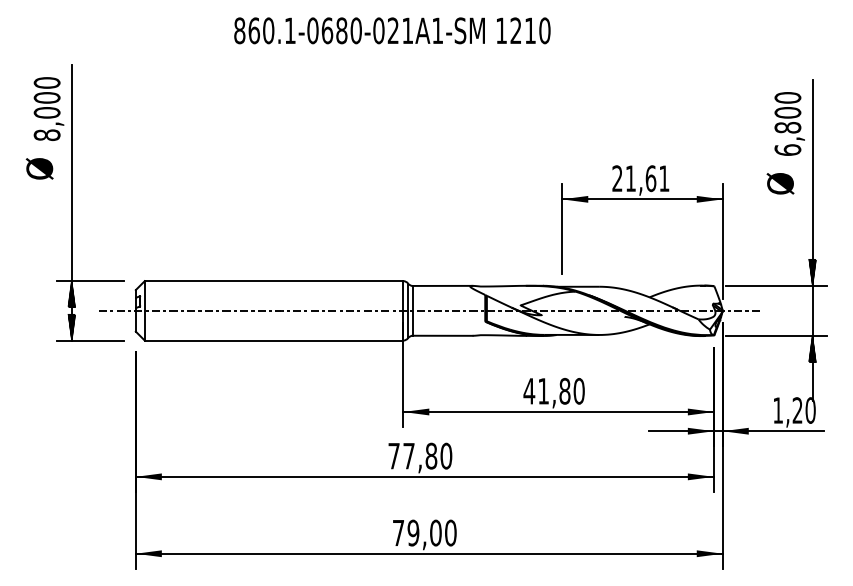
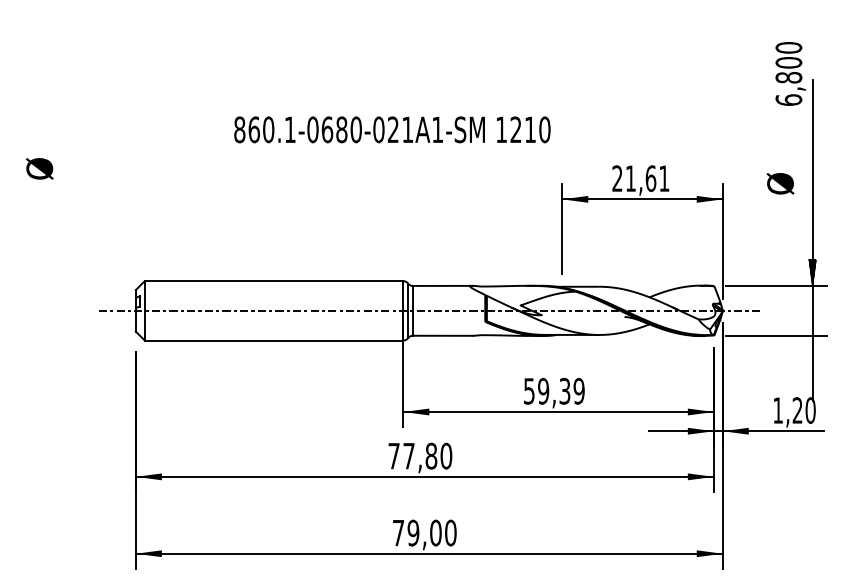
text position: (392, 30) -> (392, 129) (392, 129)
text position: (789, 123) -> (790, 73) (790, 73)
part: present -> none (78, 202)
hatch: present -> none (812, 349)
text: 41,80 -> 59,39 (553, 390)
